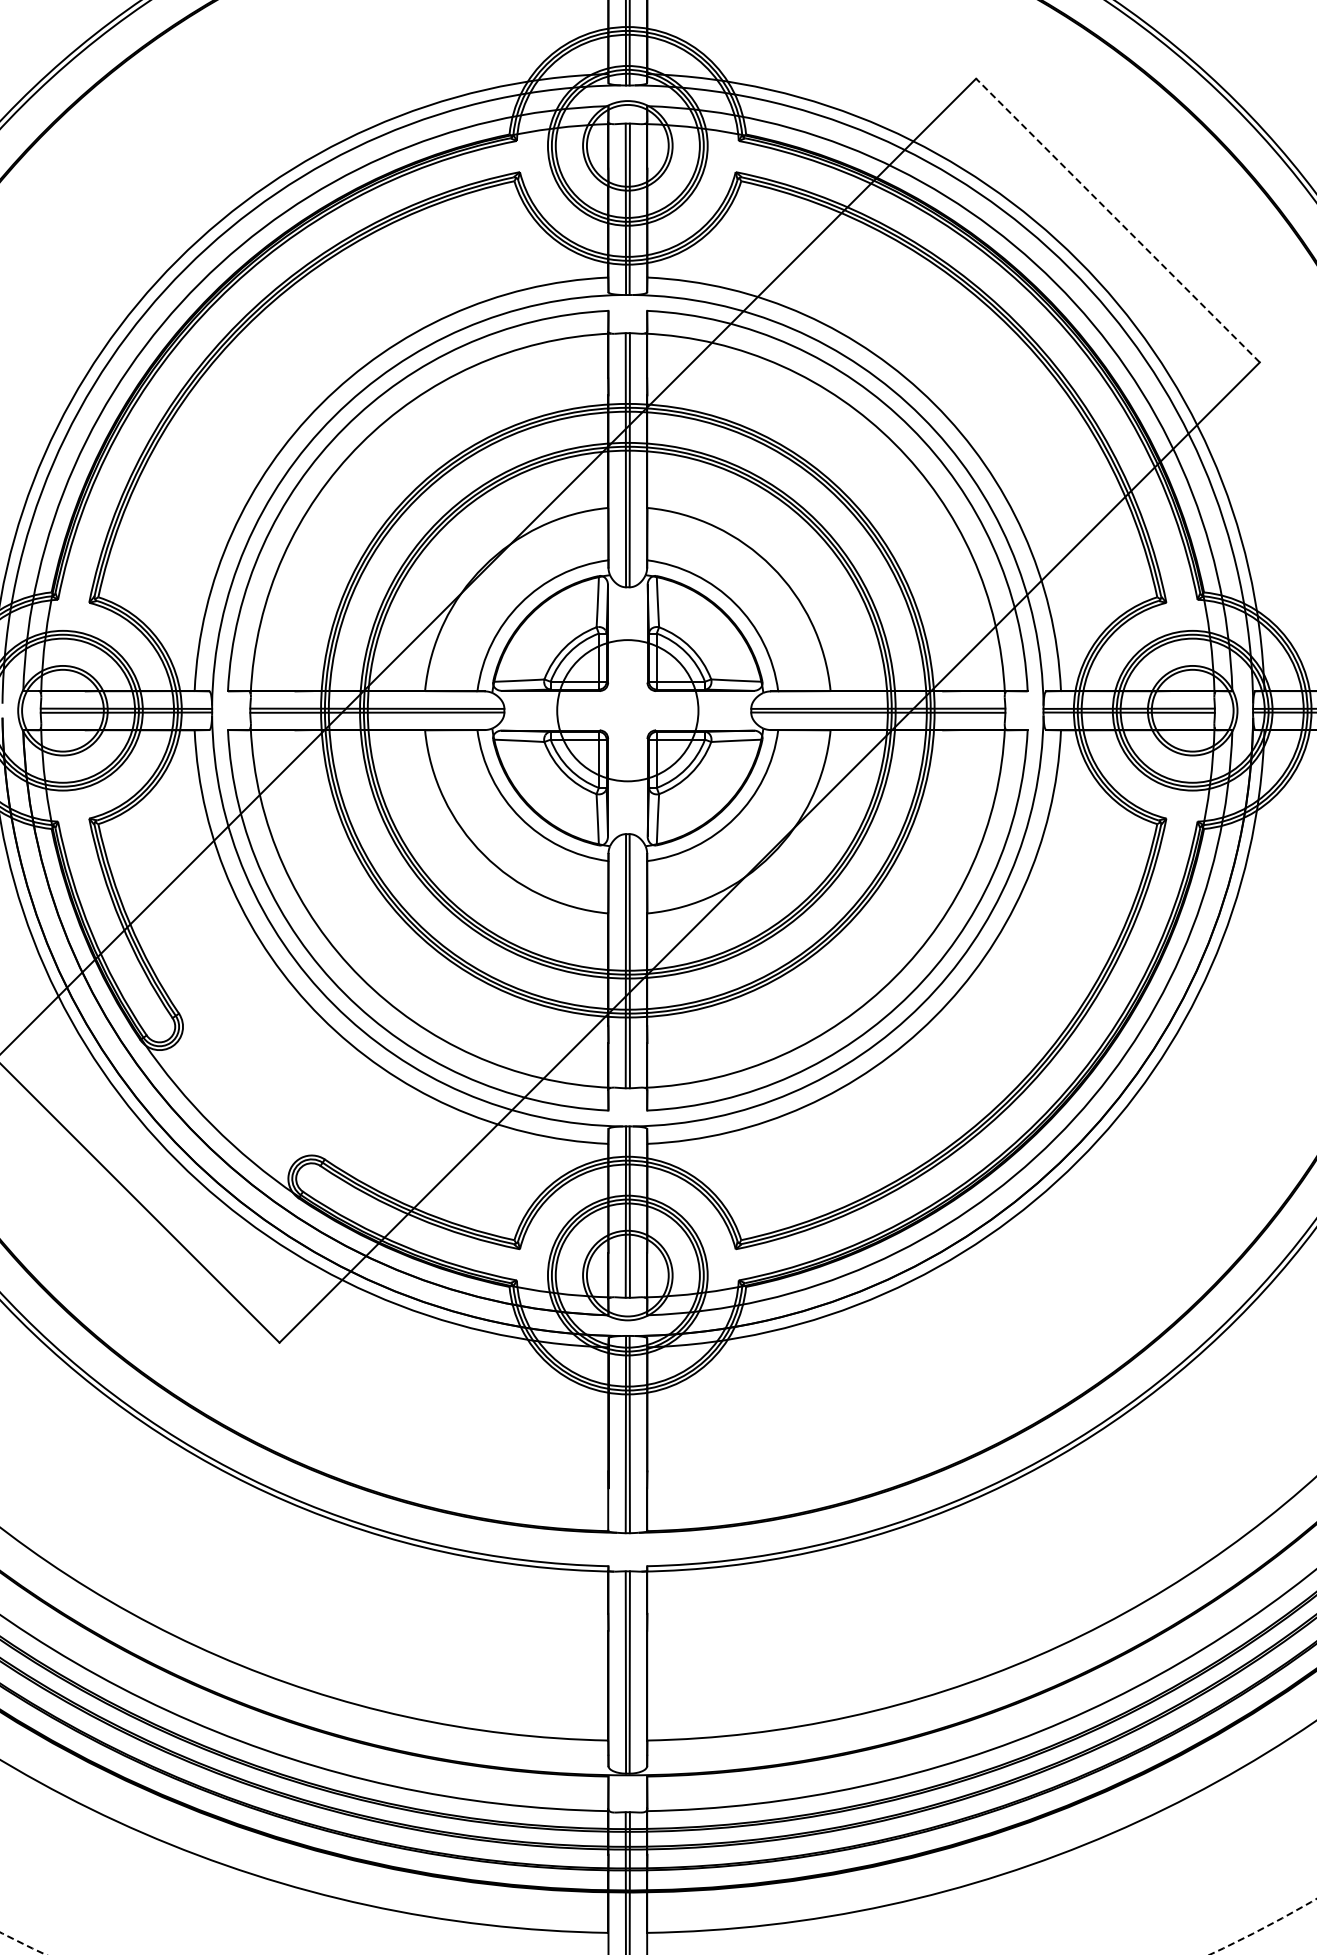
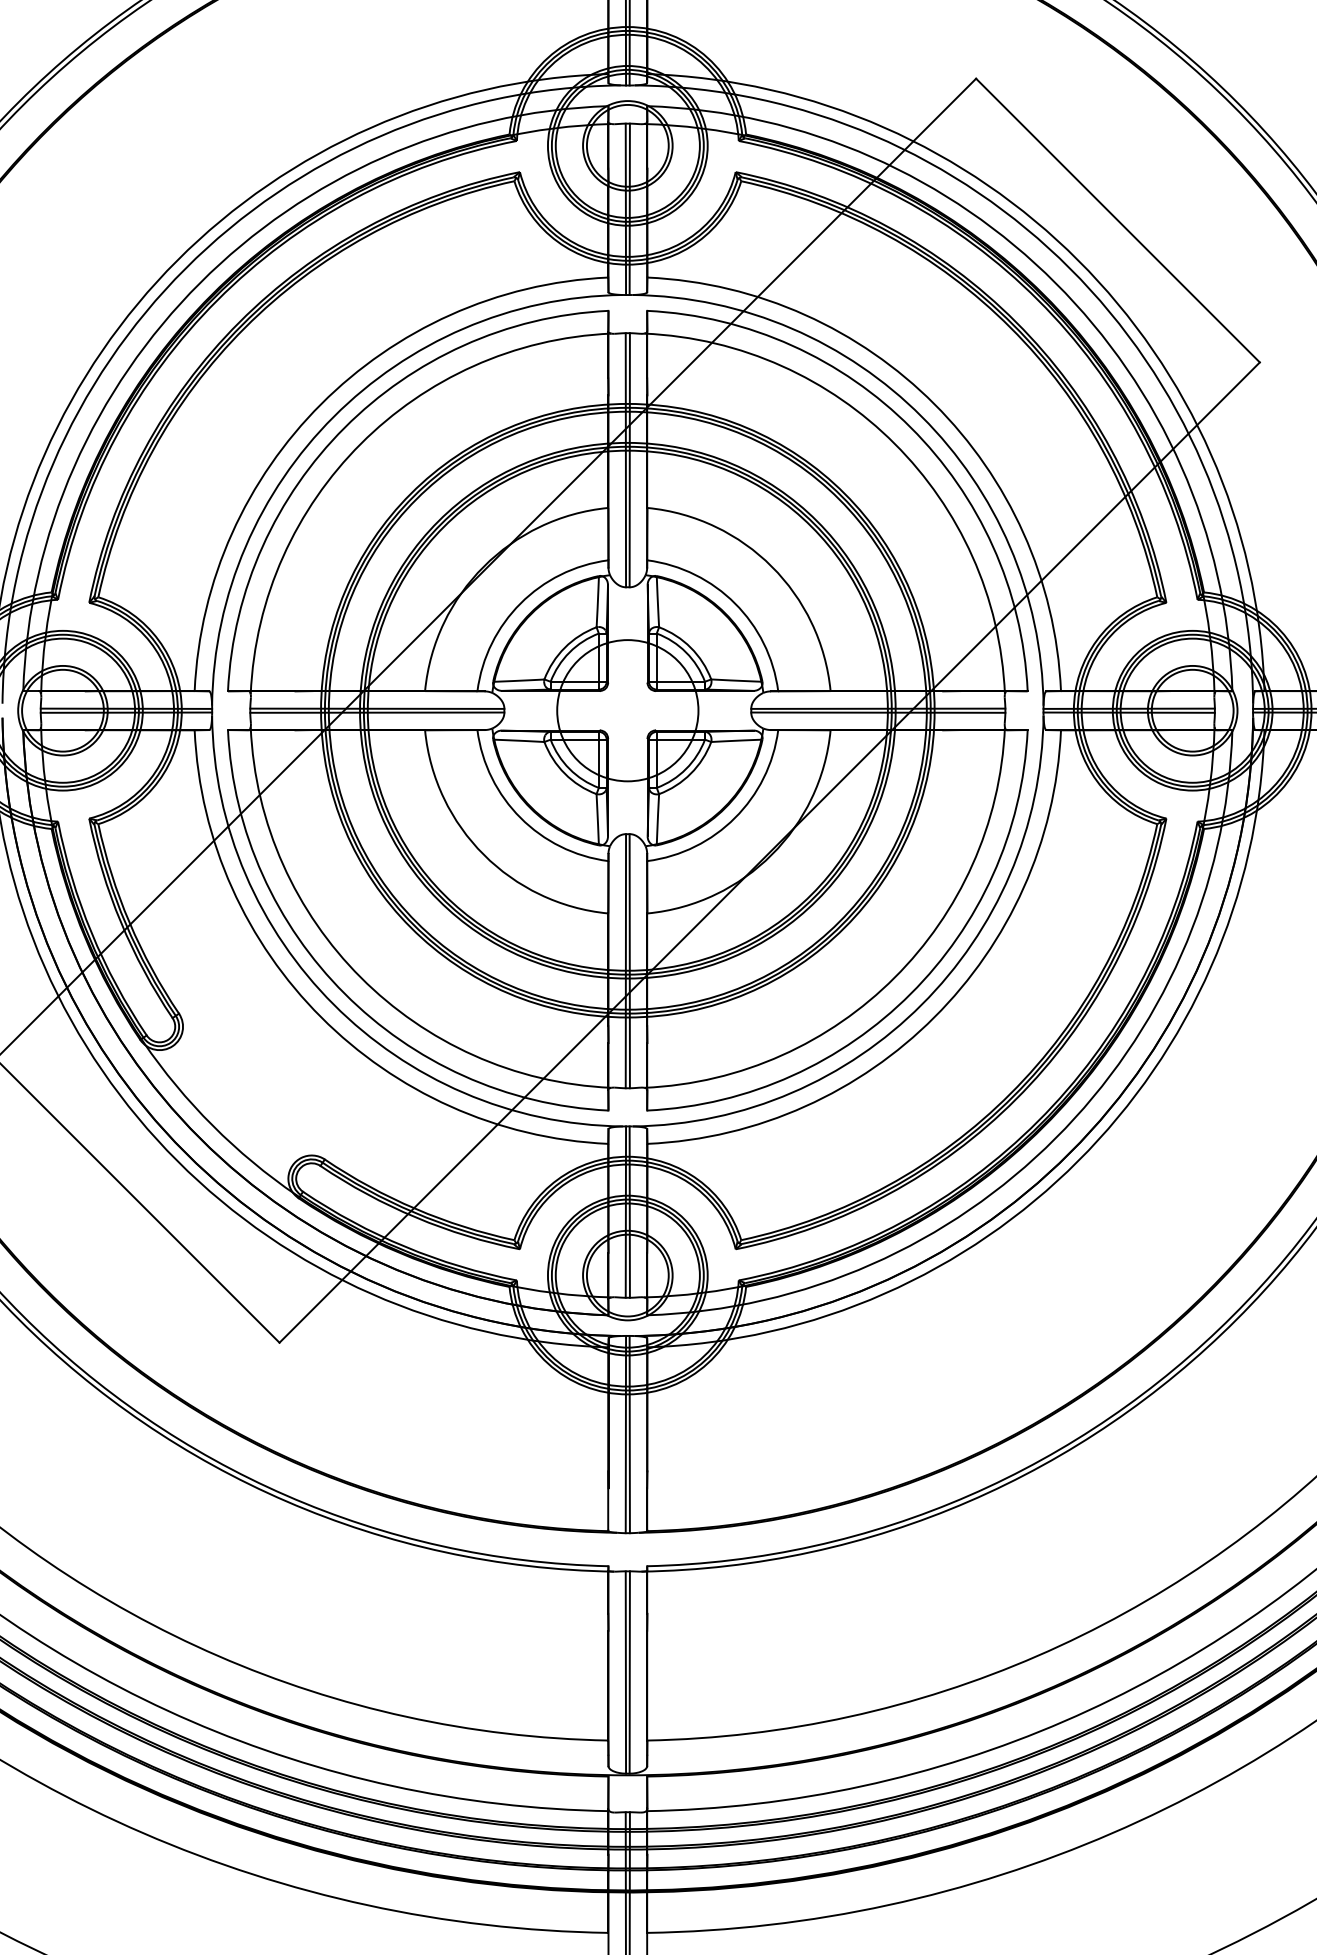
line: dashed -> solid (1117, 220)
circle: dashed -> solid (658, 1926)
